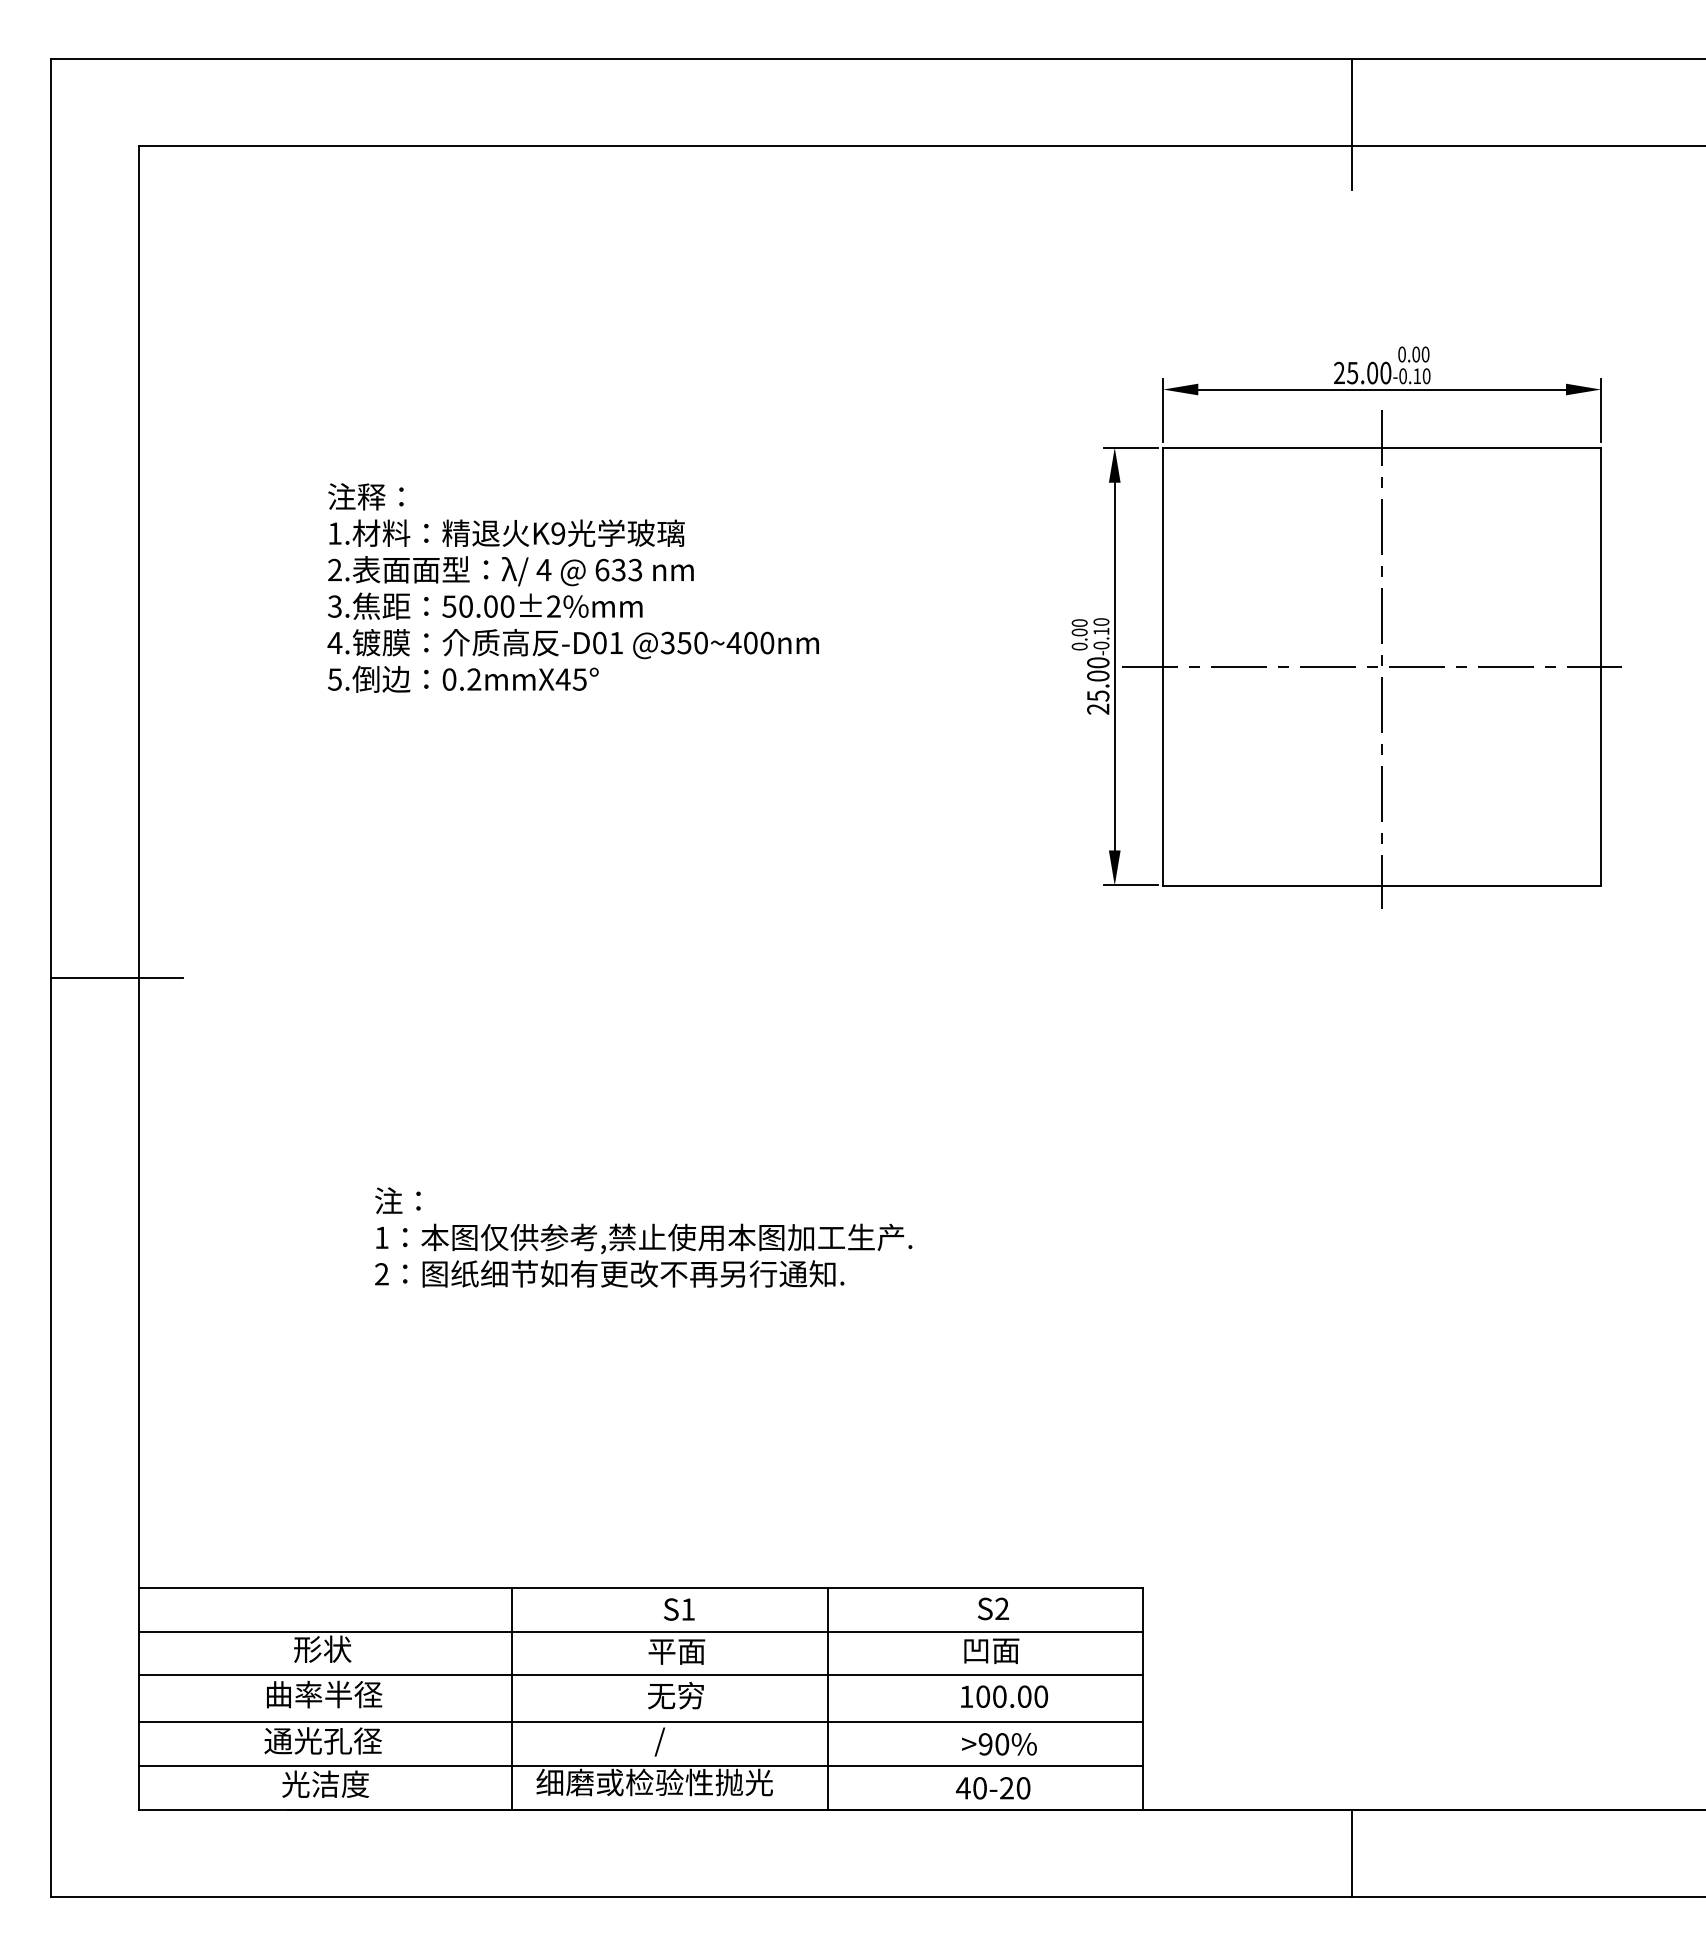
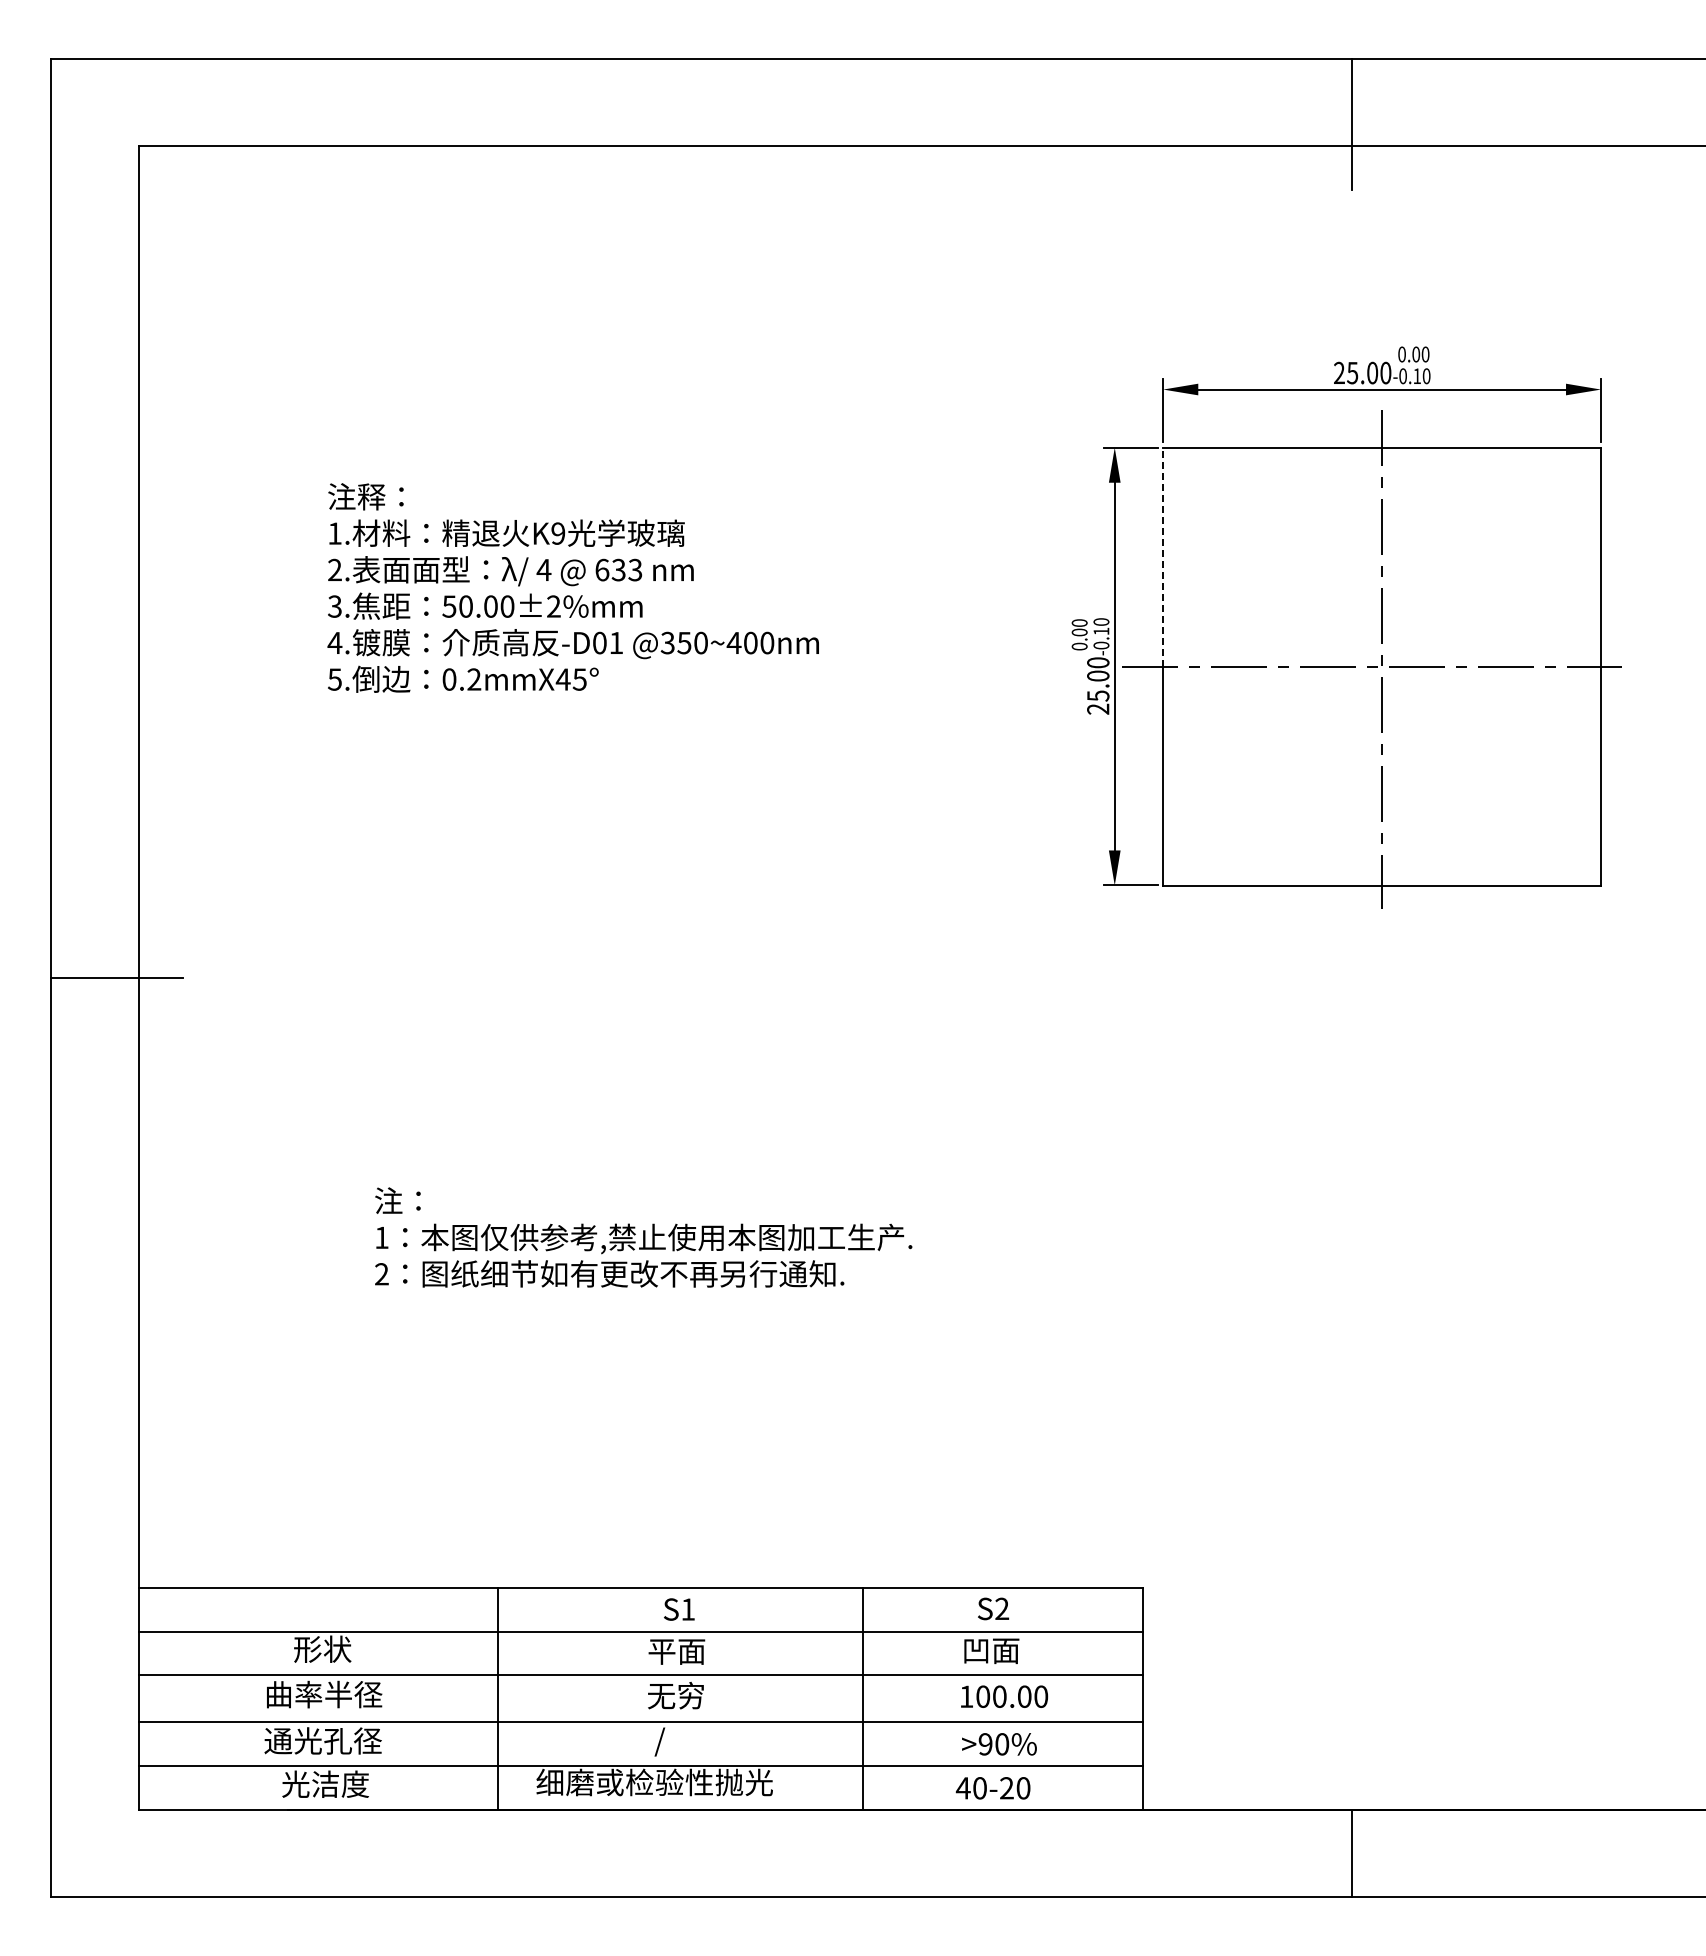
line: solid -> dashed (1163, 556)
line position: (512, 1698) -> (498, 1698) (498, 1698)
line position: (827, 1698) -> (862, 1698) (862, 1698)
